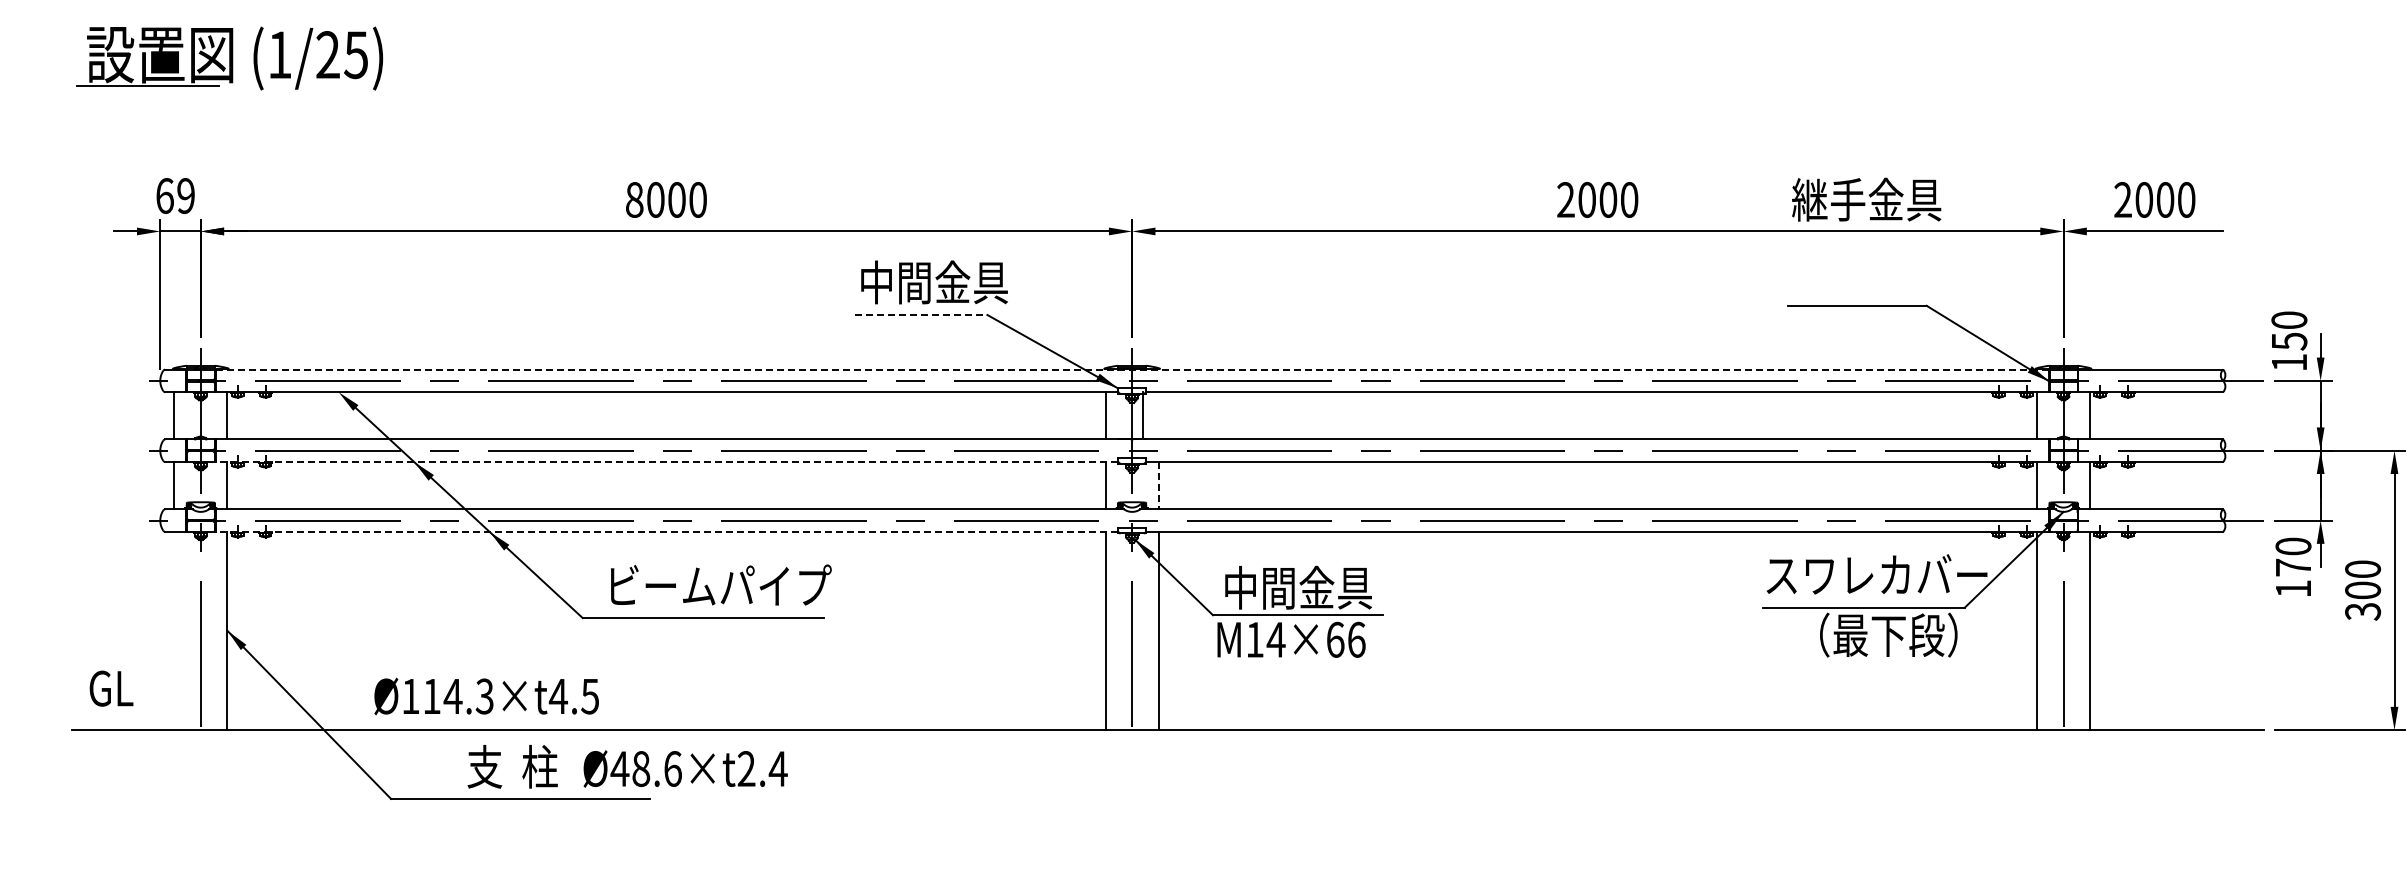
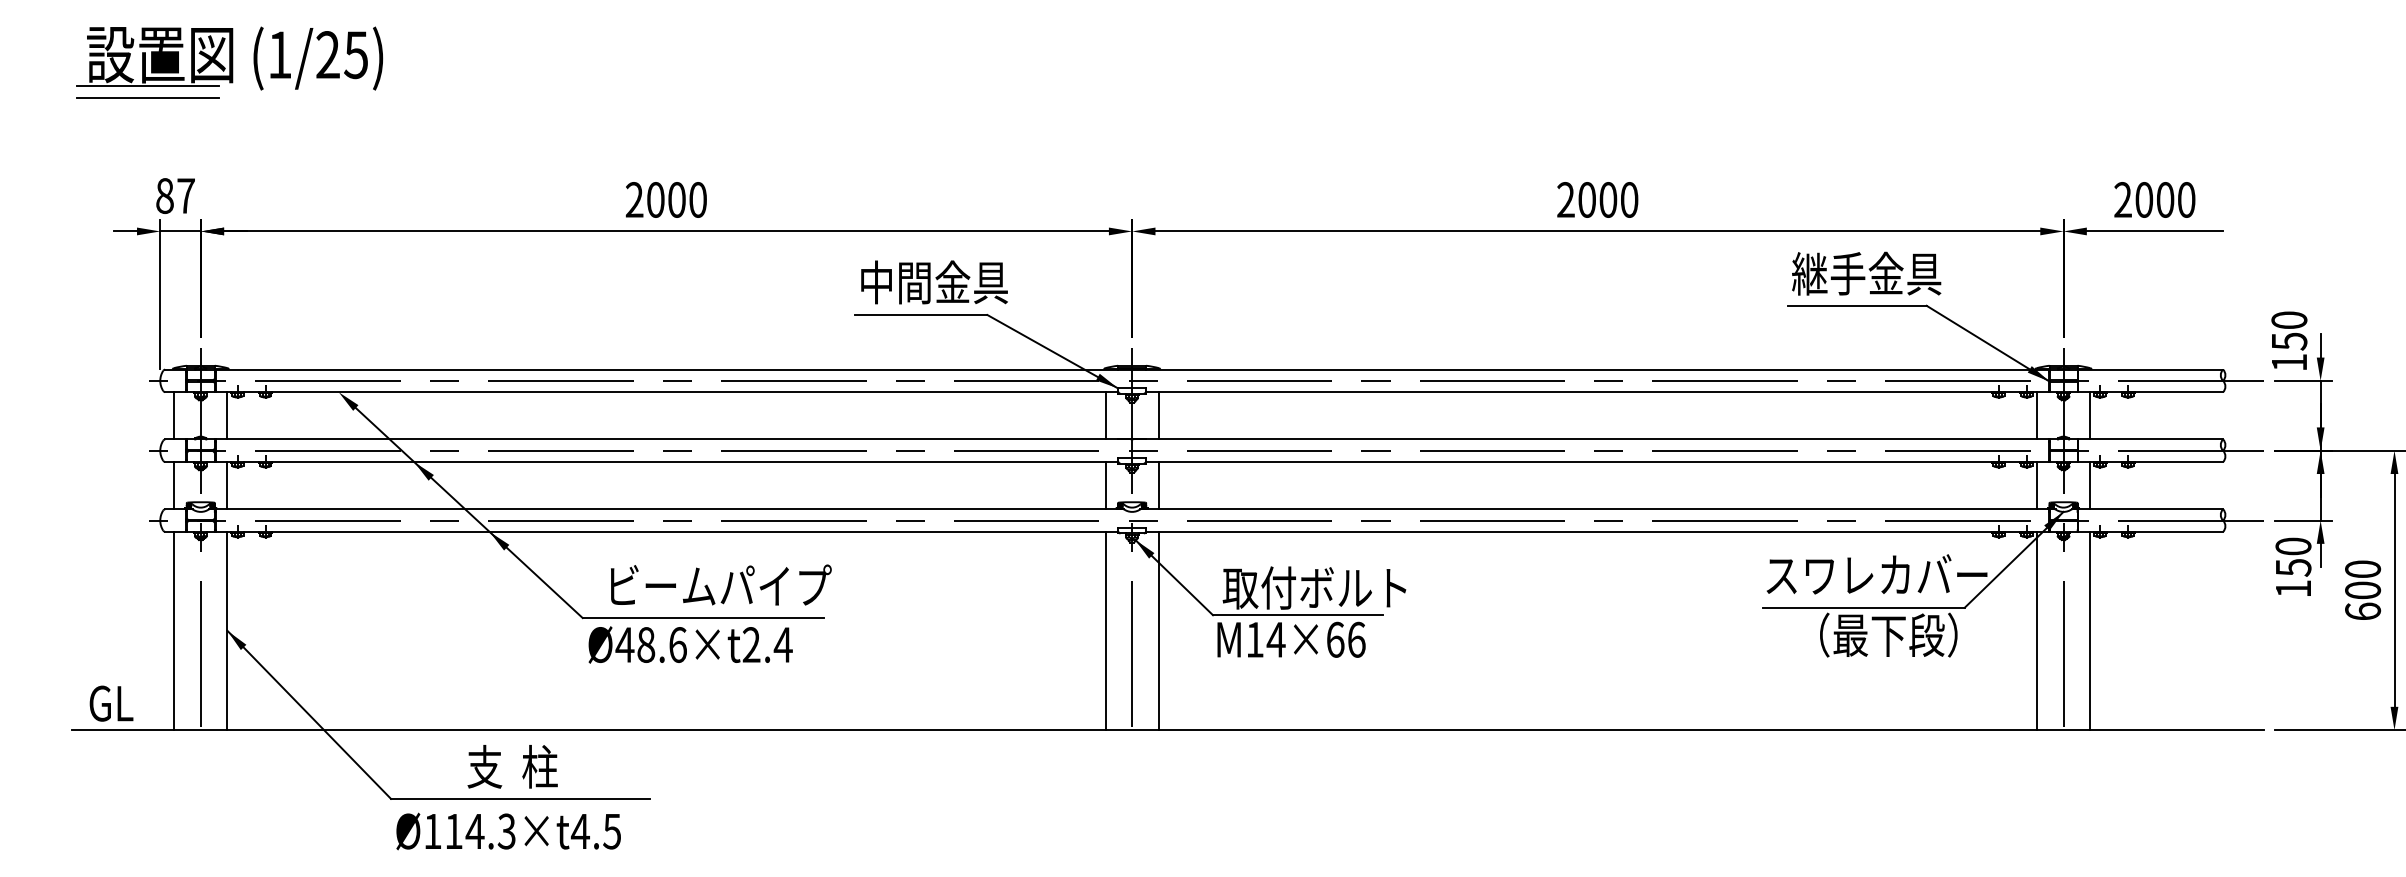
line: none -> present (147, 97)
text: 69 -> 87 (175, 196)
text: 8000 -> 2000 (634, 199)
text position: (1866, 199) -> (1866, 273) (1866, 273)
line: dashed -> solid (921, 314)
line: dashed -> solid (1131, 369)
line position: (1142, 415) -> (1158, 415) (1158, 415)
line: dashed -> solid (666, 462)
line: dashed -> solid (1158, 485)
line: dashed -> solid (666, 531)
text: 170 -> 150 (2293, 567)
text: 中間金具 -> 取付ボルト (1314, 587)
text: 300 -> 600 (2363, 611)
line: none -> present (174, 630)
text position: (111, 688) -> (111, 703) (111, 703)
text position: (486, 696) -> (508, 831) (508, 831)
text position: (685, 768) -> (690, 644) (690, 644)
